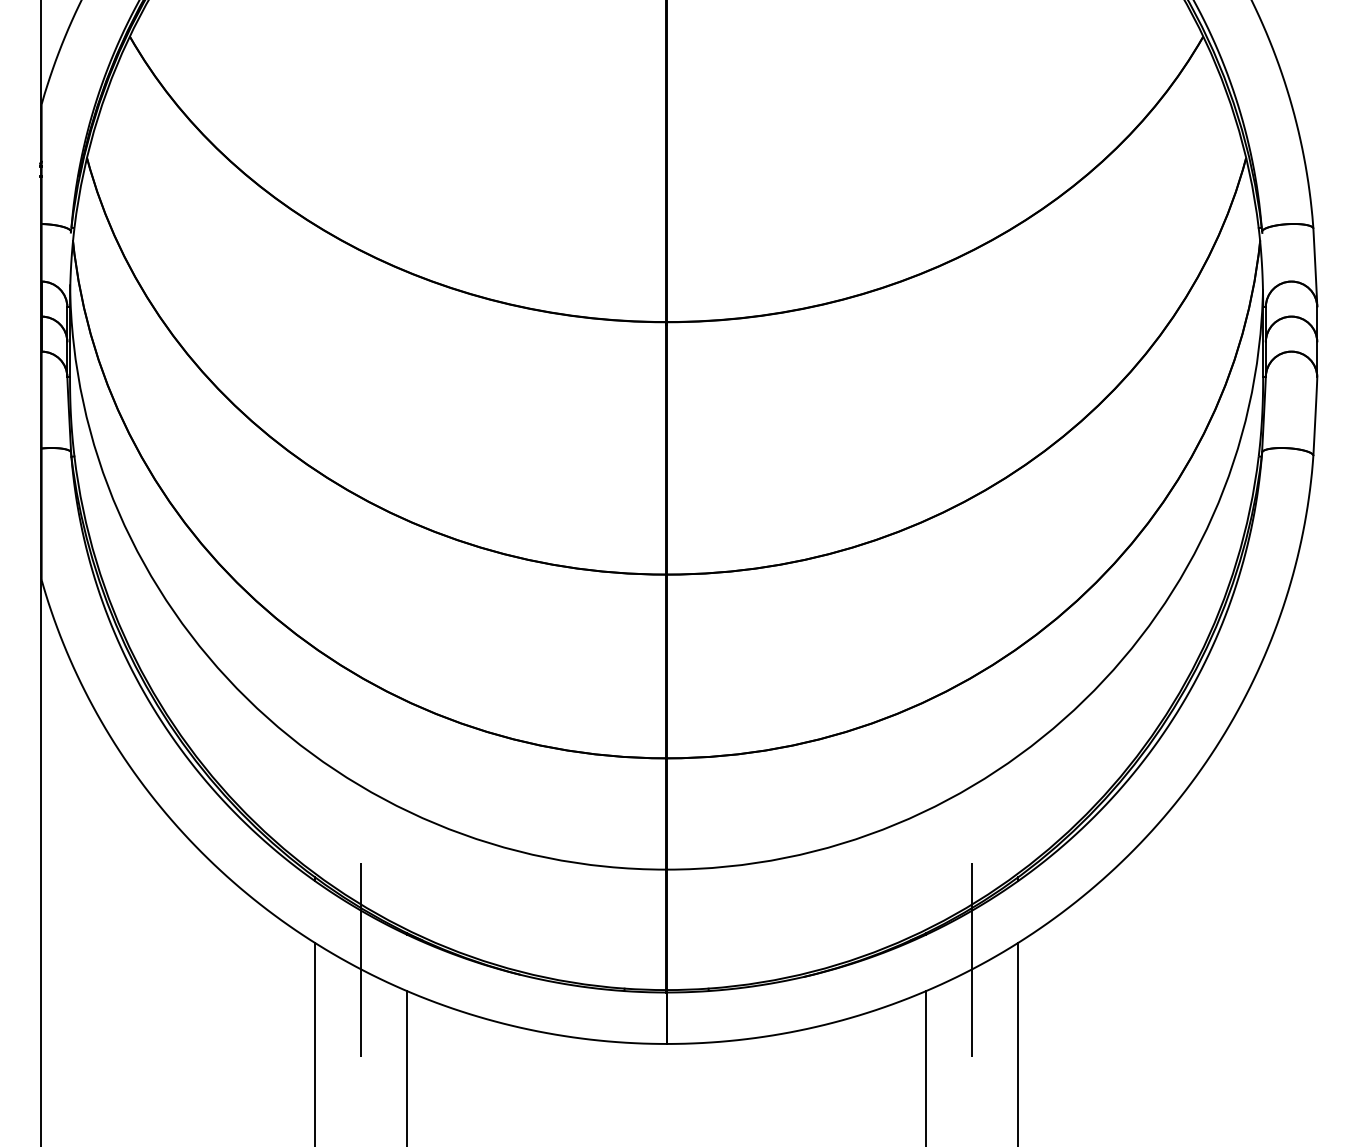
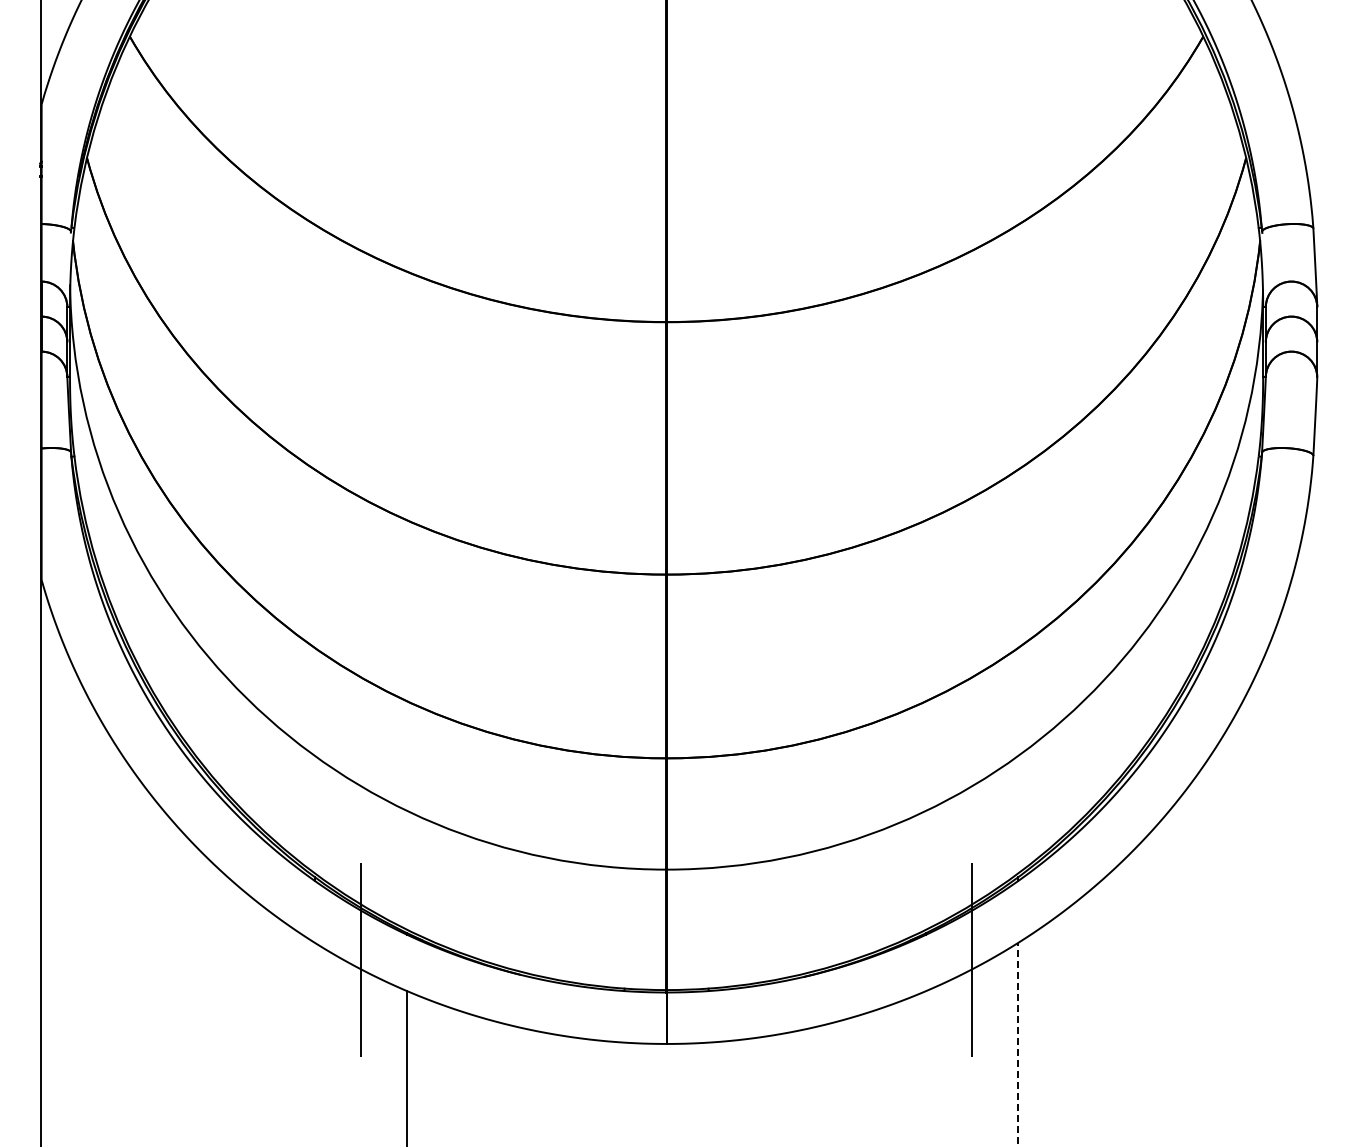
line: present -> none (315, 1043)
line: solid -> dashed (1017, 1044)
line: present -> none (925, 1067)
